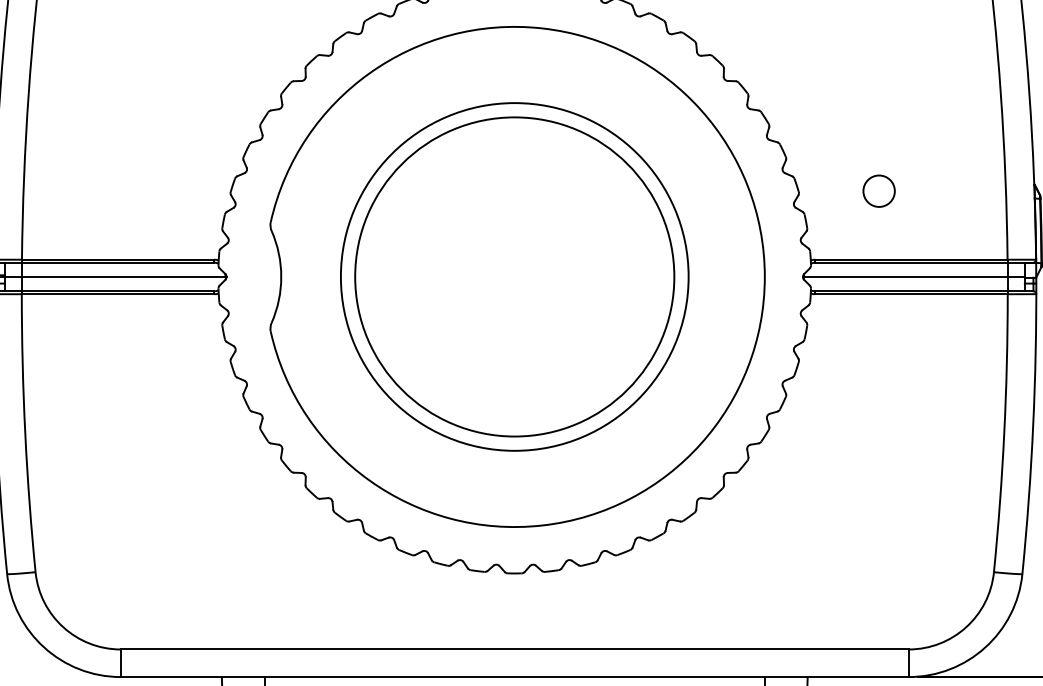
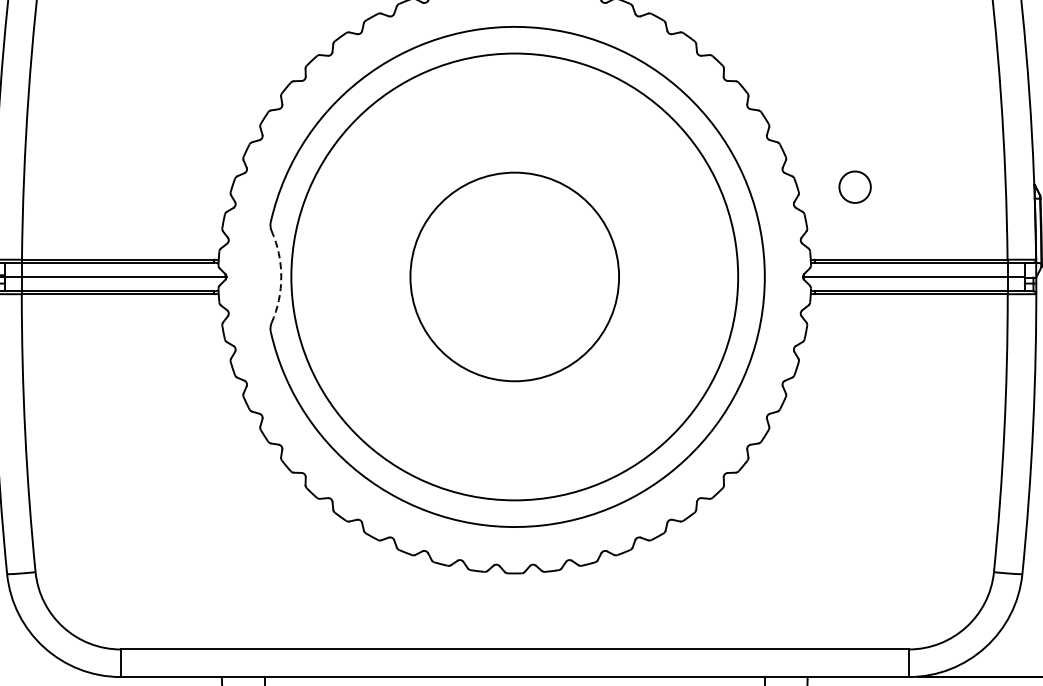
circle position: (878, 190) -> (854, 186) (854, 186)
arc: solid -> dashed (281, 276)
circle diameter: 319 px -> 447 px (514, 276)
circle diameter: 348 px -> 209 px (514, 276)
